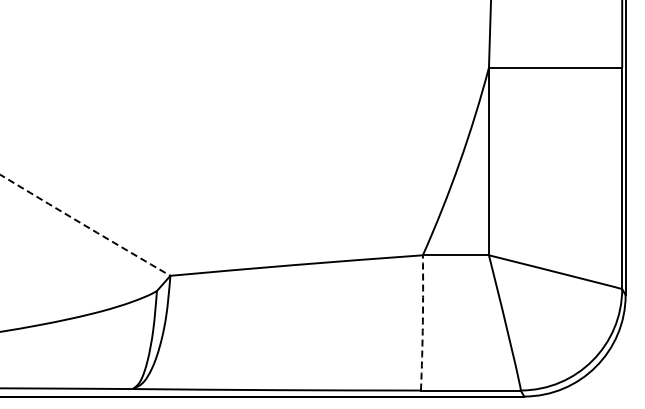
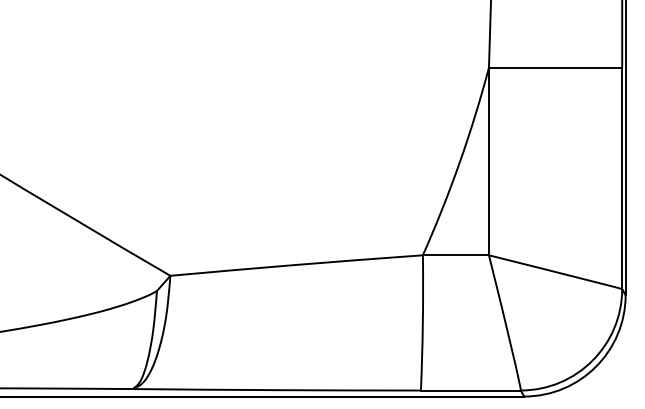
arc: dashed -> solid (84, 225)
arc: dashed -> solid (422, 322)
